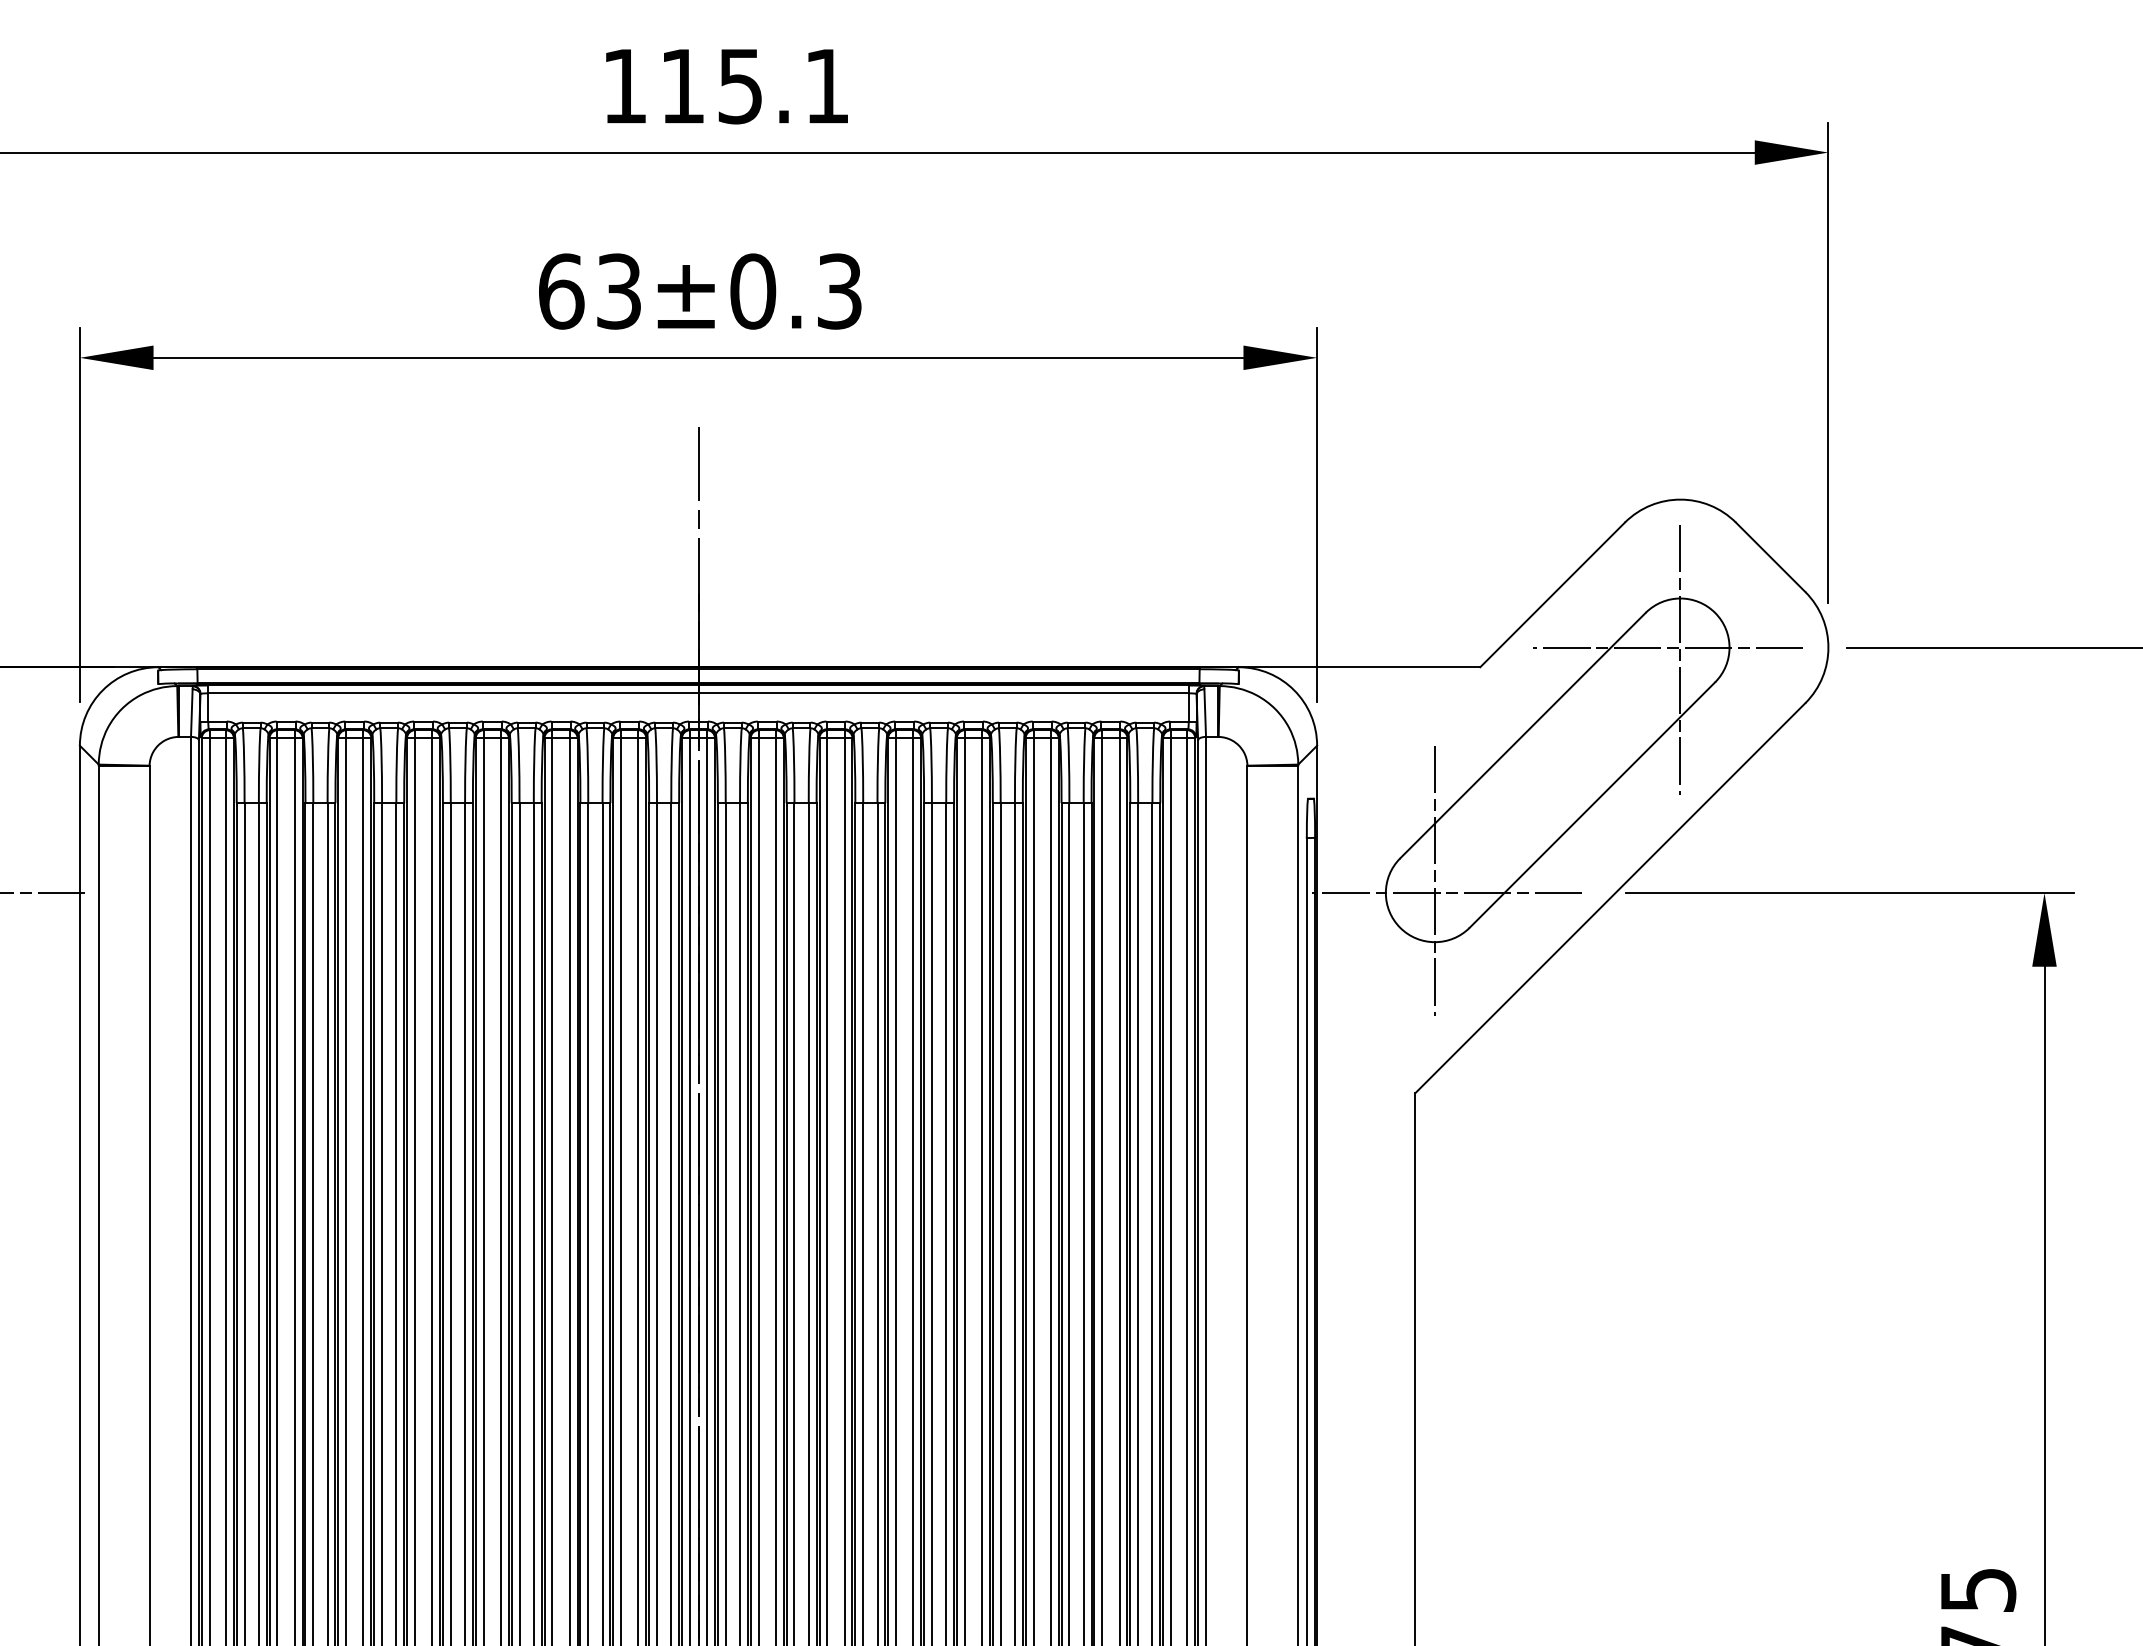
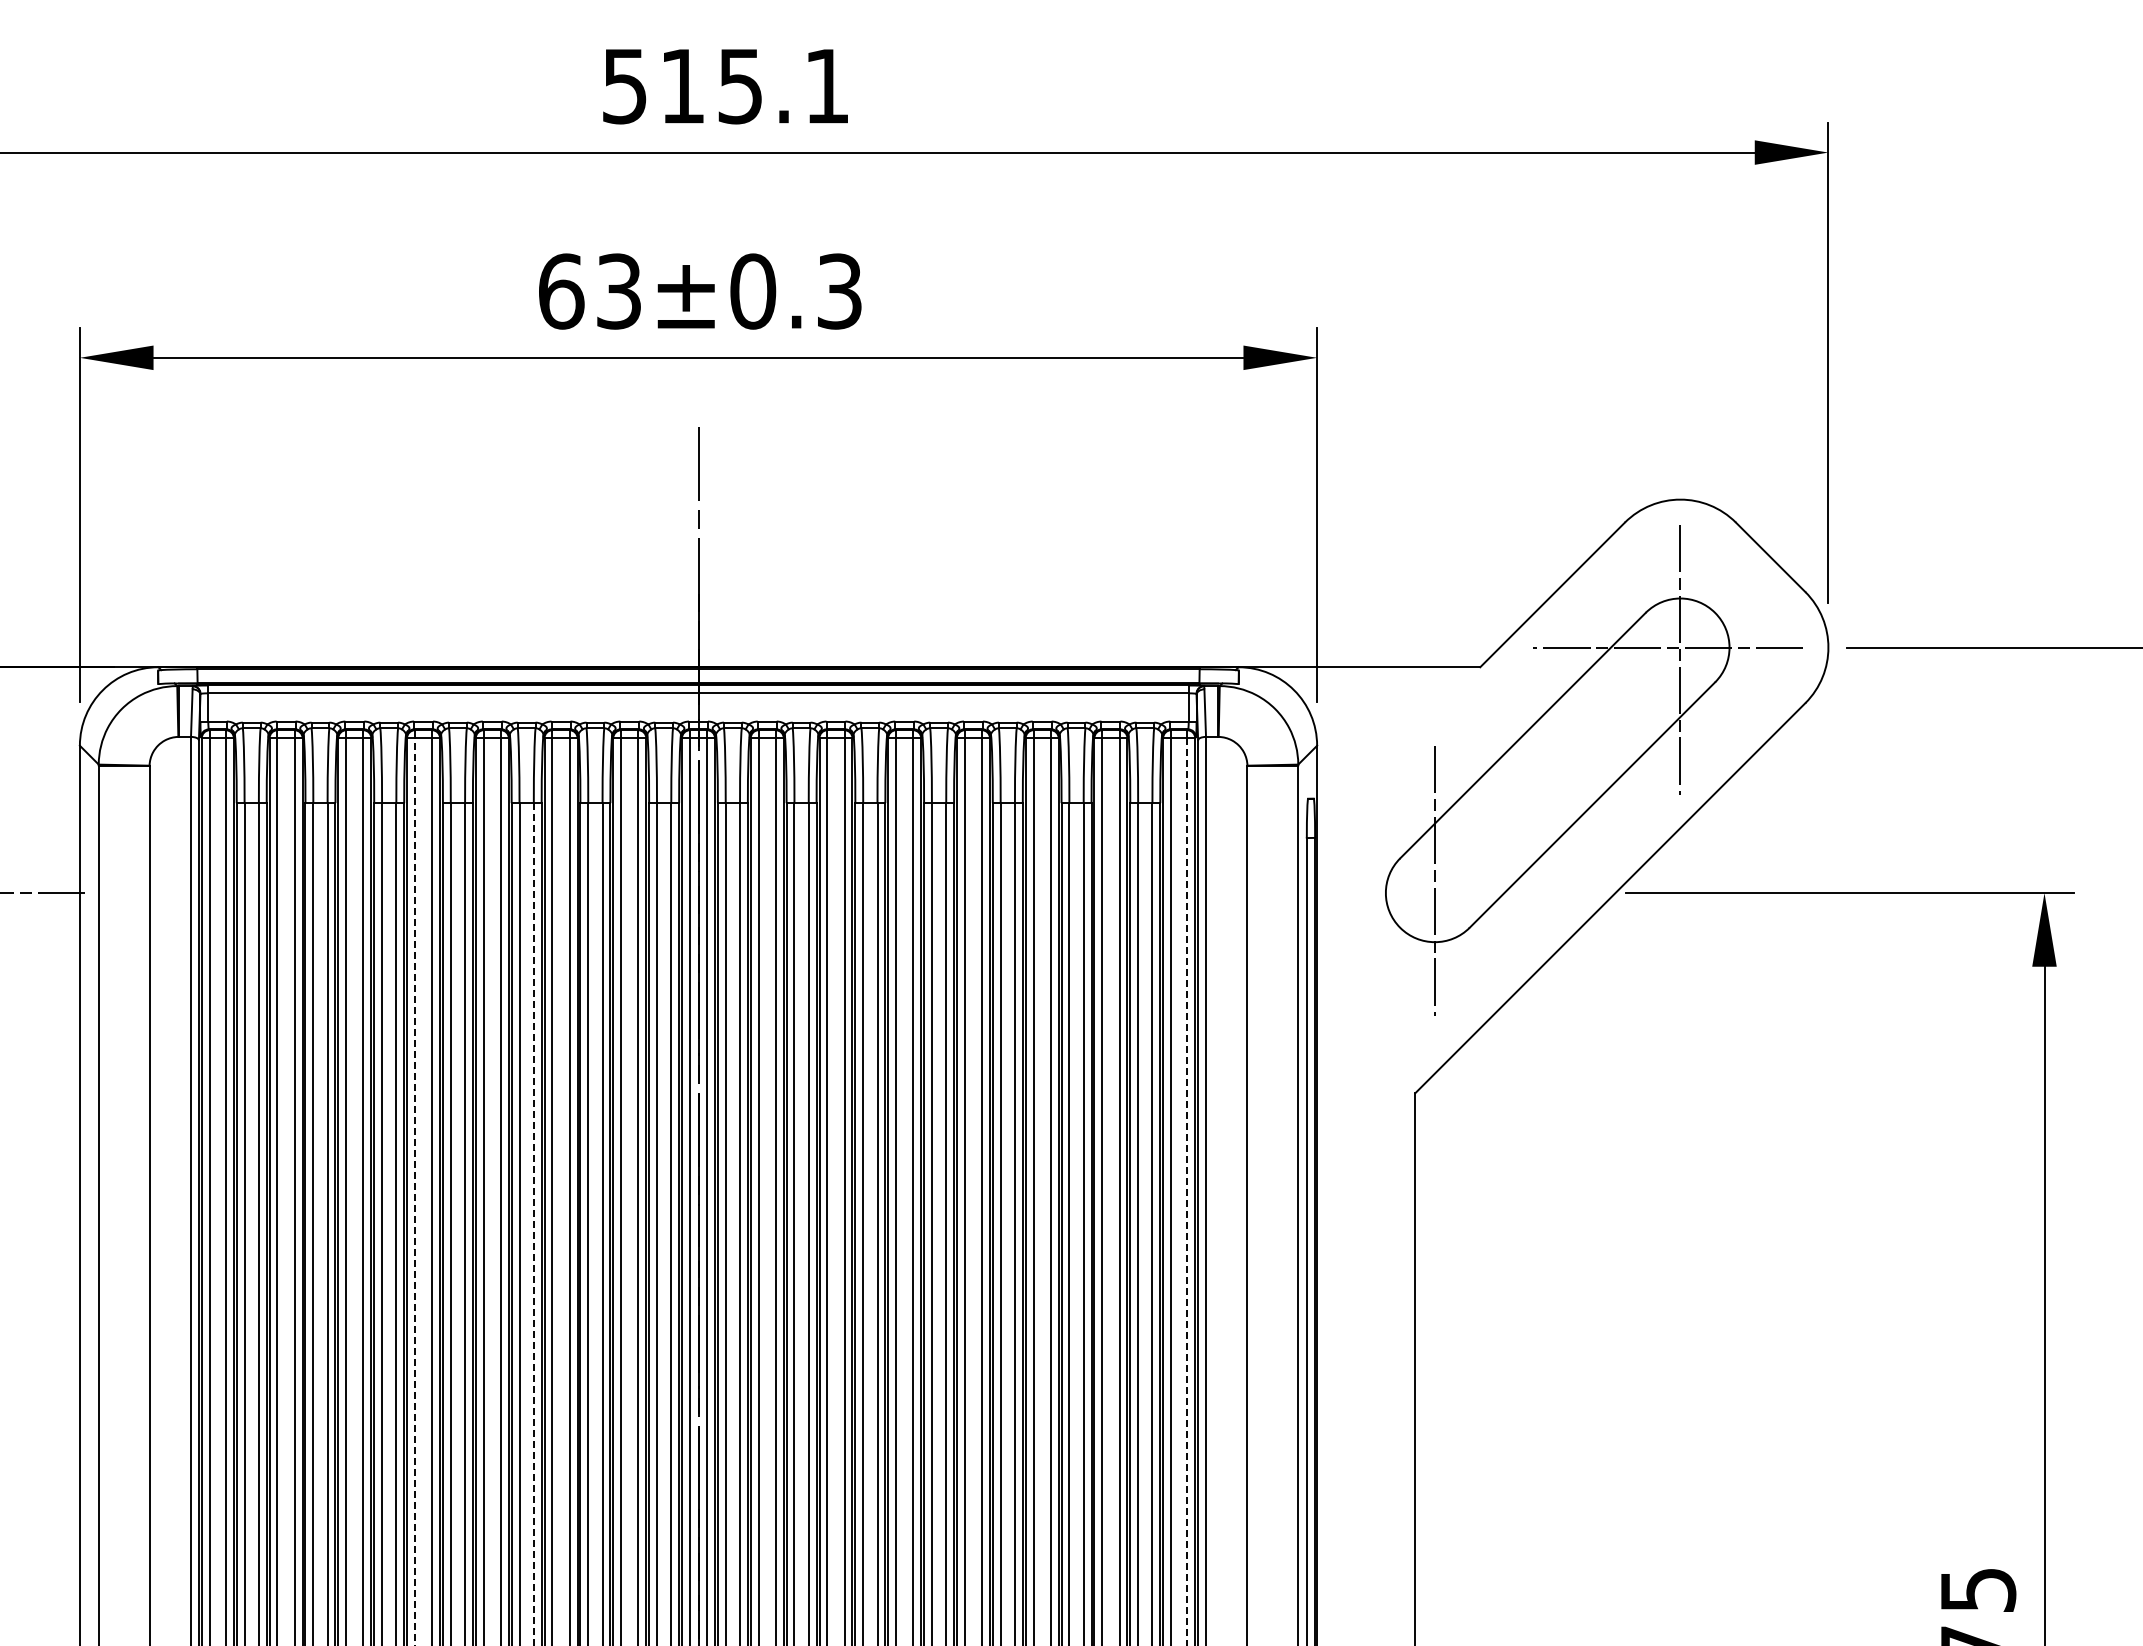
text: 115.1 -> 515.1 (624, 86)
line: present -> none (1447, 893)
line: solid -> dashed (414, 1191)
line: solid -> dashed (1187, 1192)
line: solid -> dashed (533, 1224)
